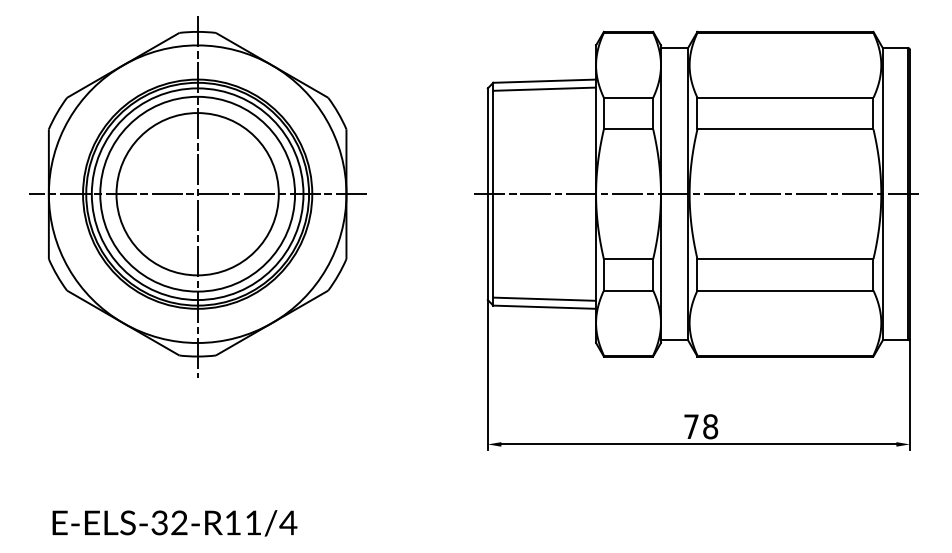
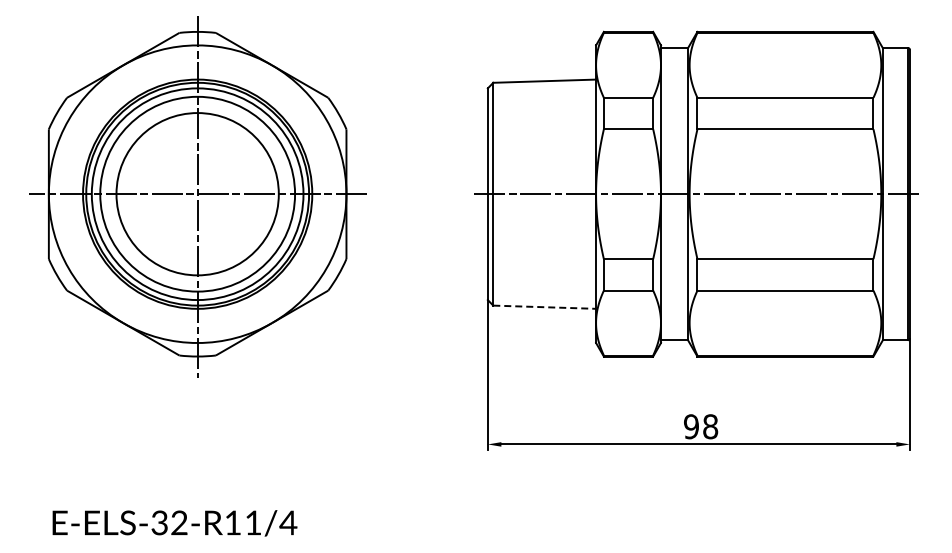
line: present -> none (544, 88)
line: present -> none (544, 298)
line: solid -> dashed (545, 307)
text: 78 -> 98 (691, 426)
